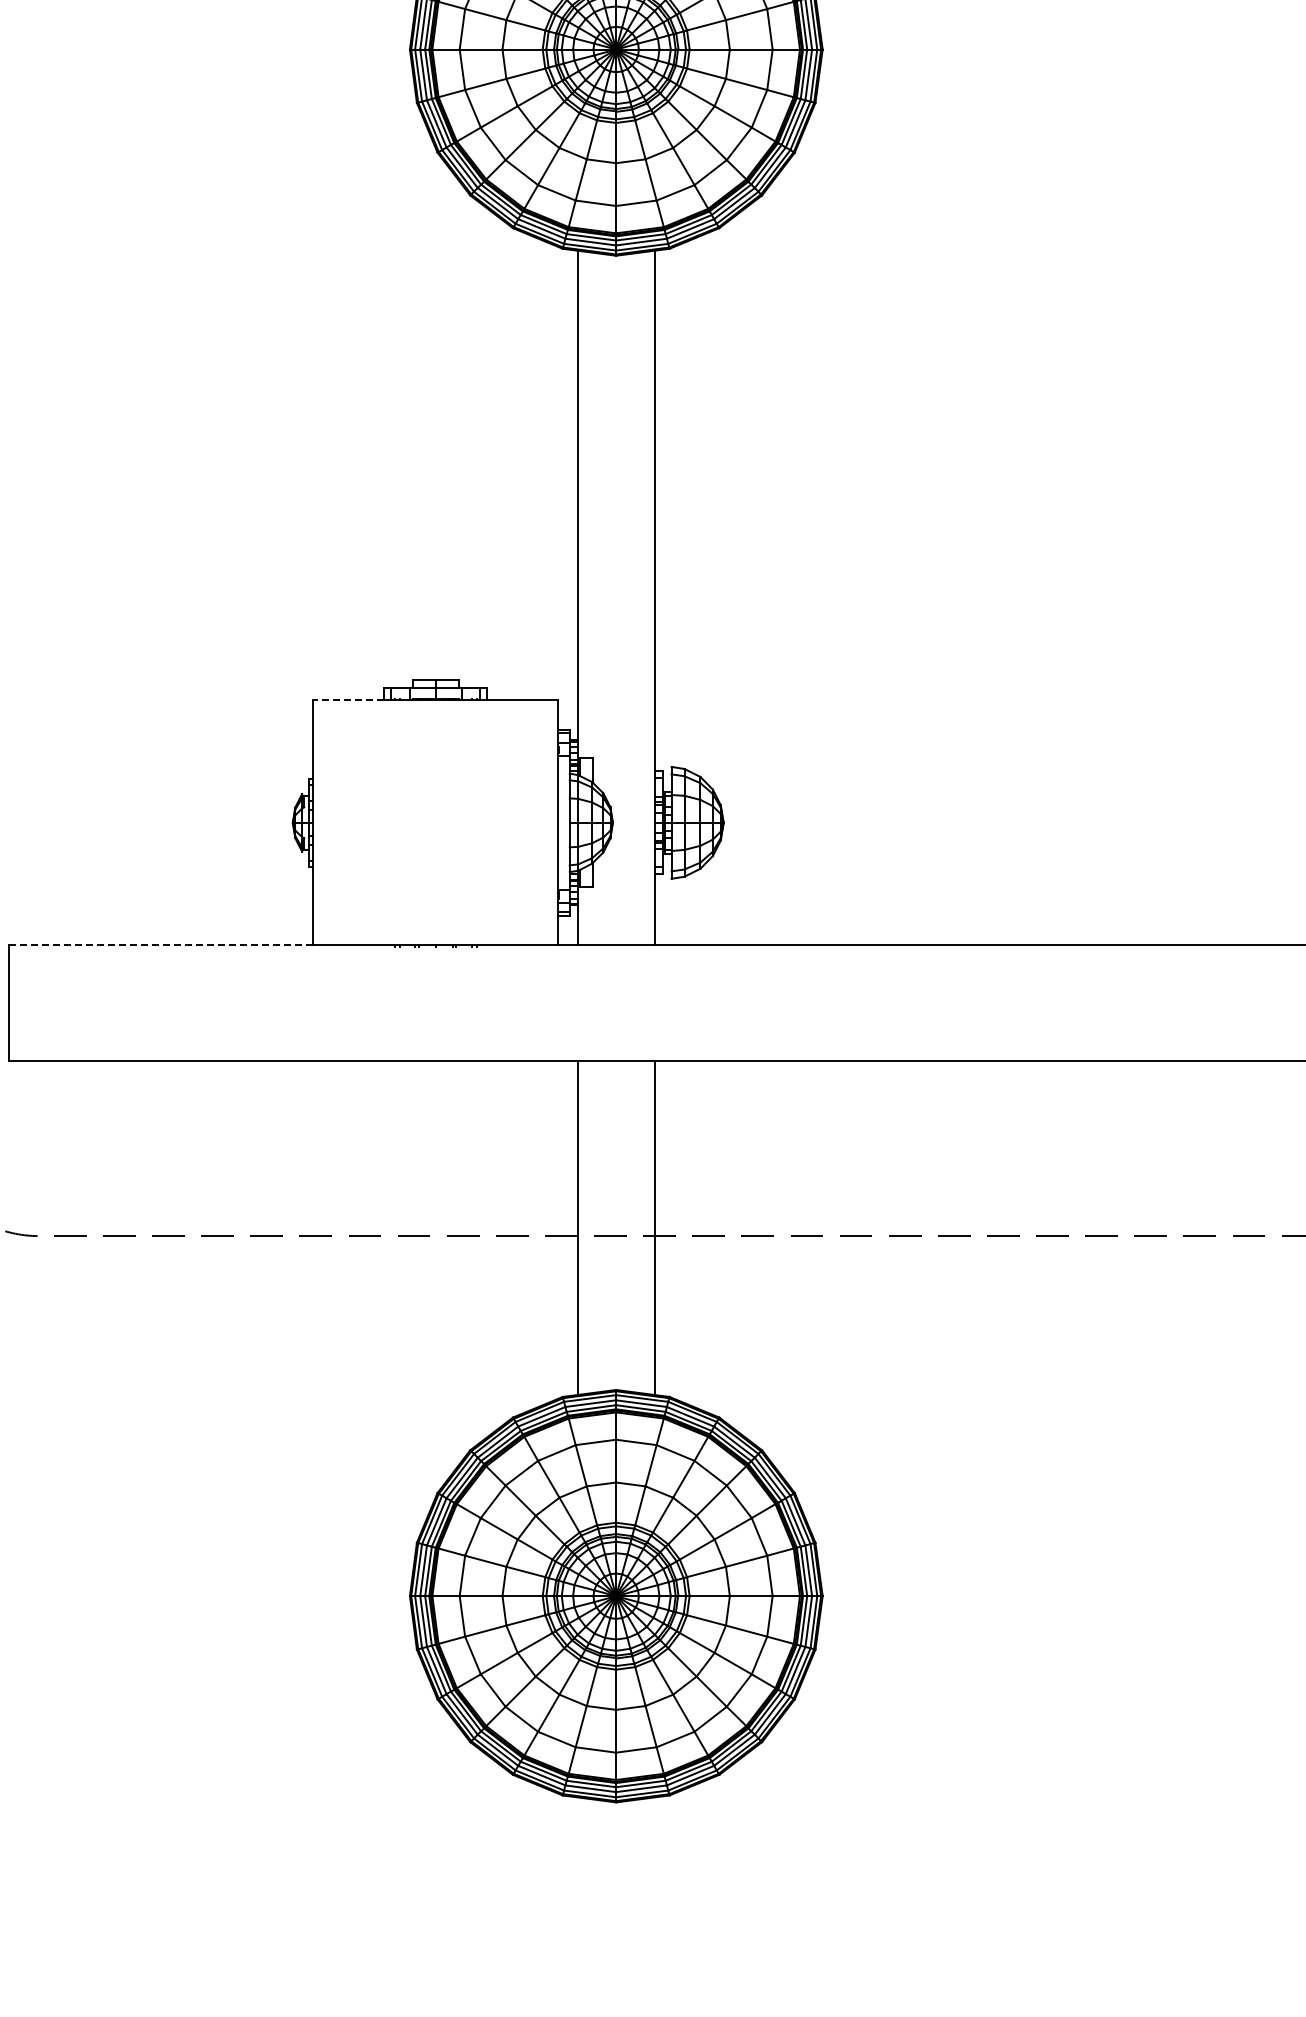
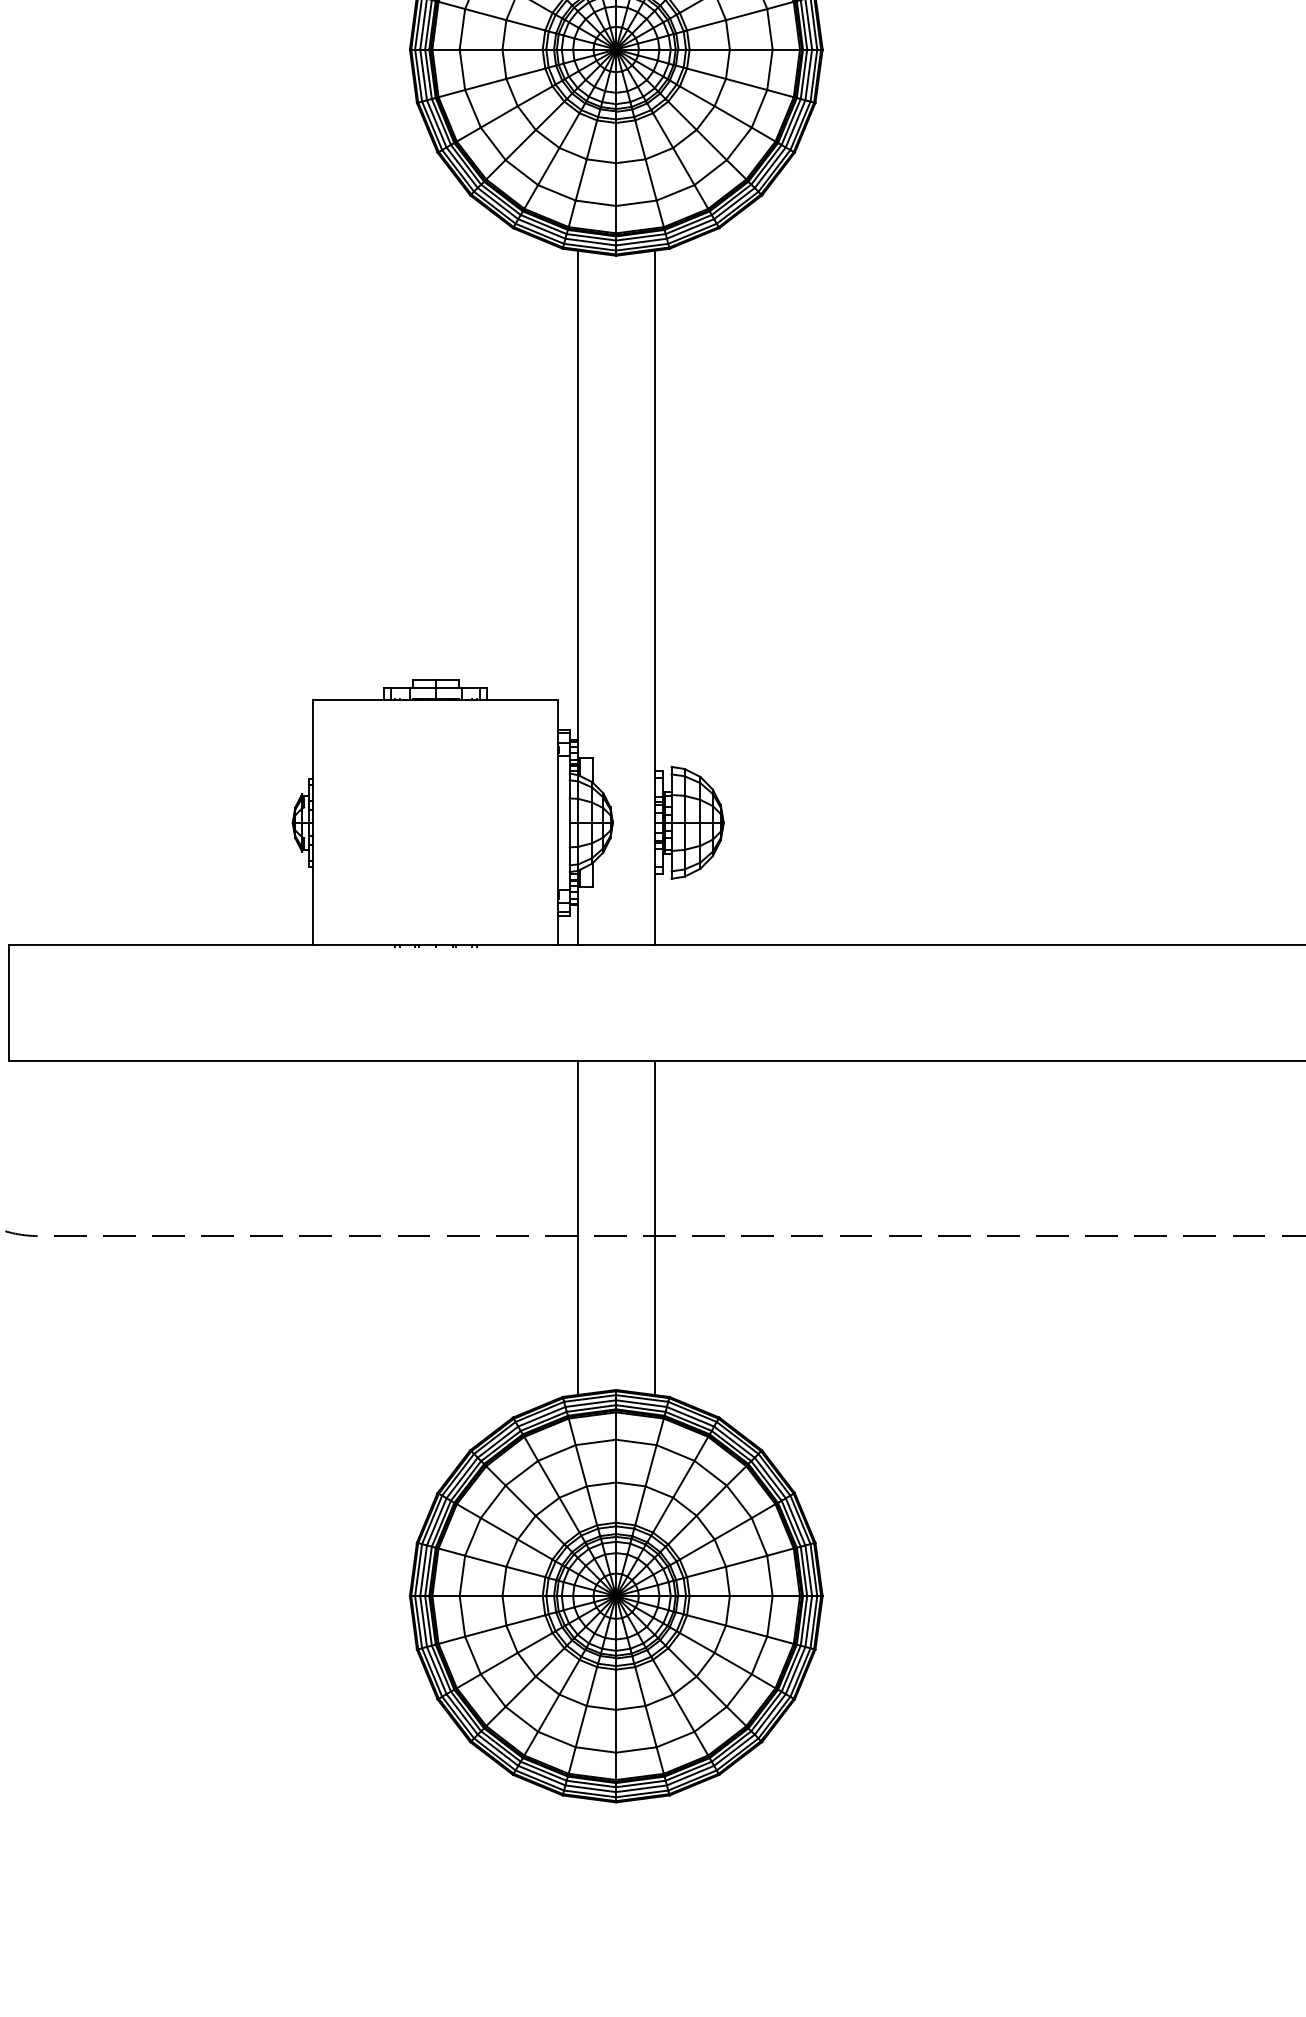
line: dashed -> solid (348, 700)
line: dashed -> solid (160, 945)
